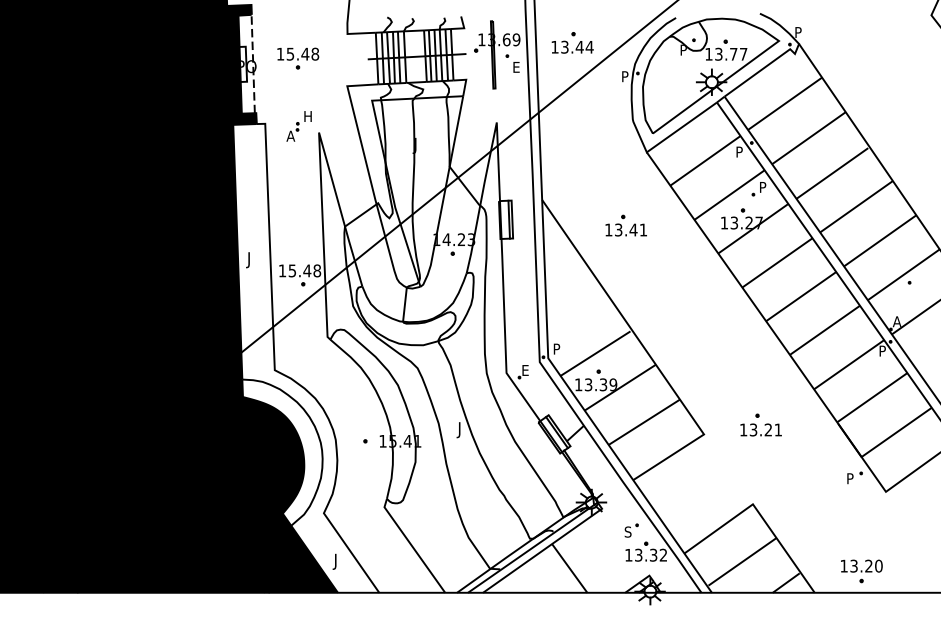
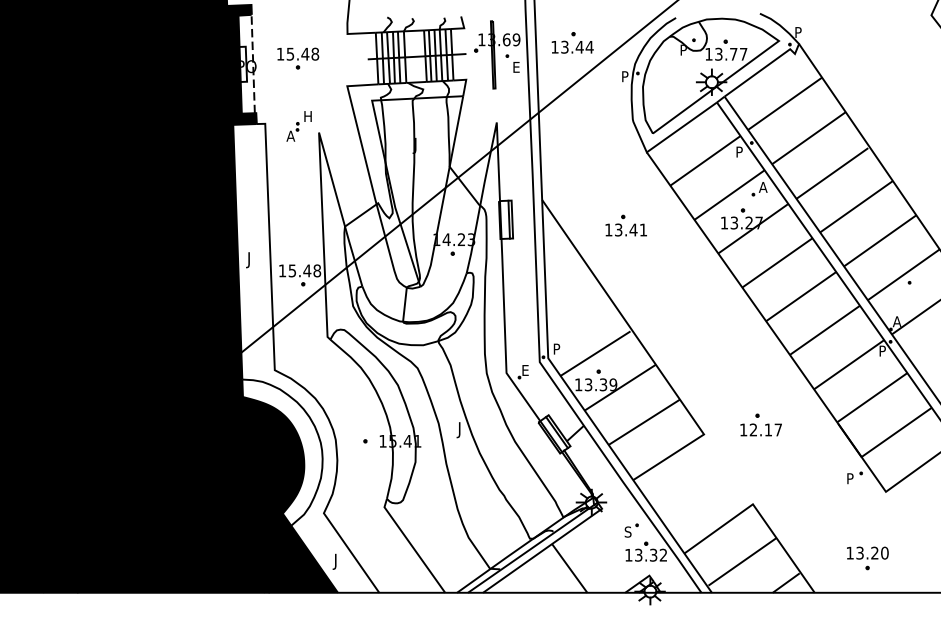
text: P -> A (762, 187)
text: 13.21 -> 12.17 (765, 429)
part position: (861, 571) -> (867, 558) (867, 558)
